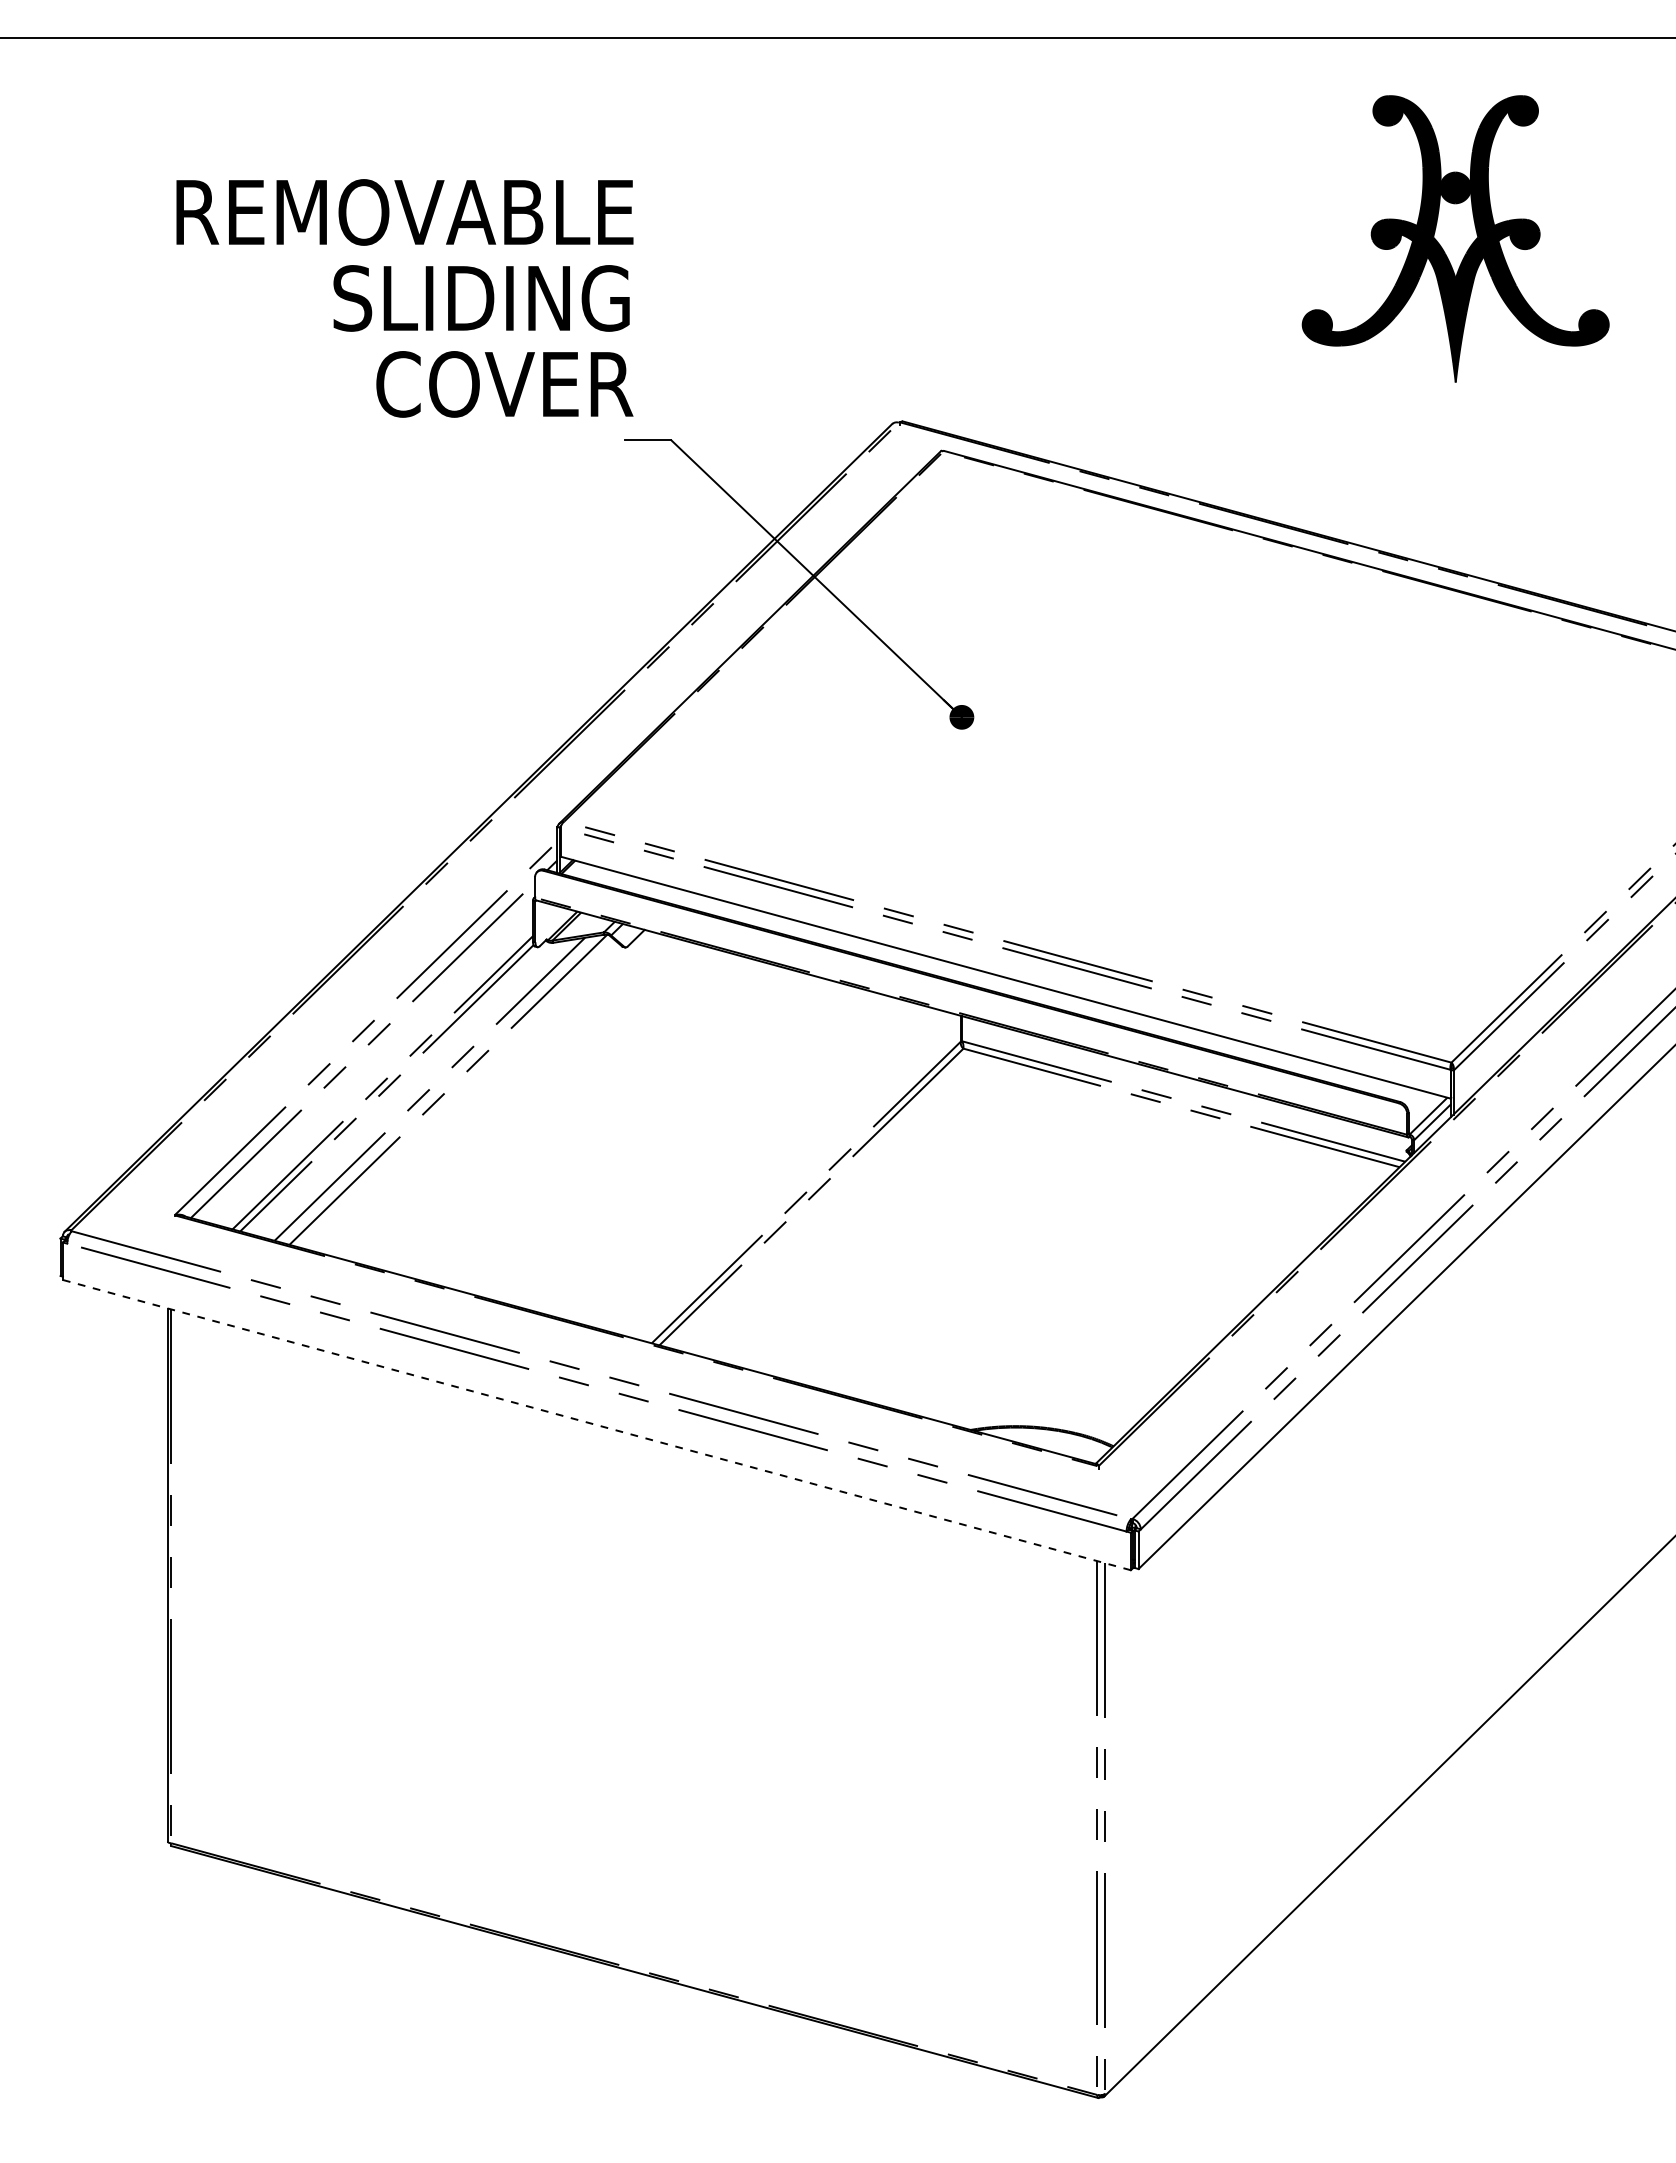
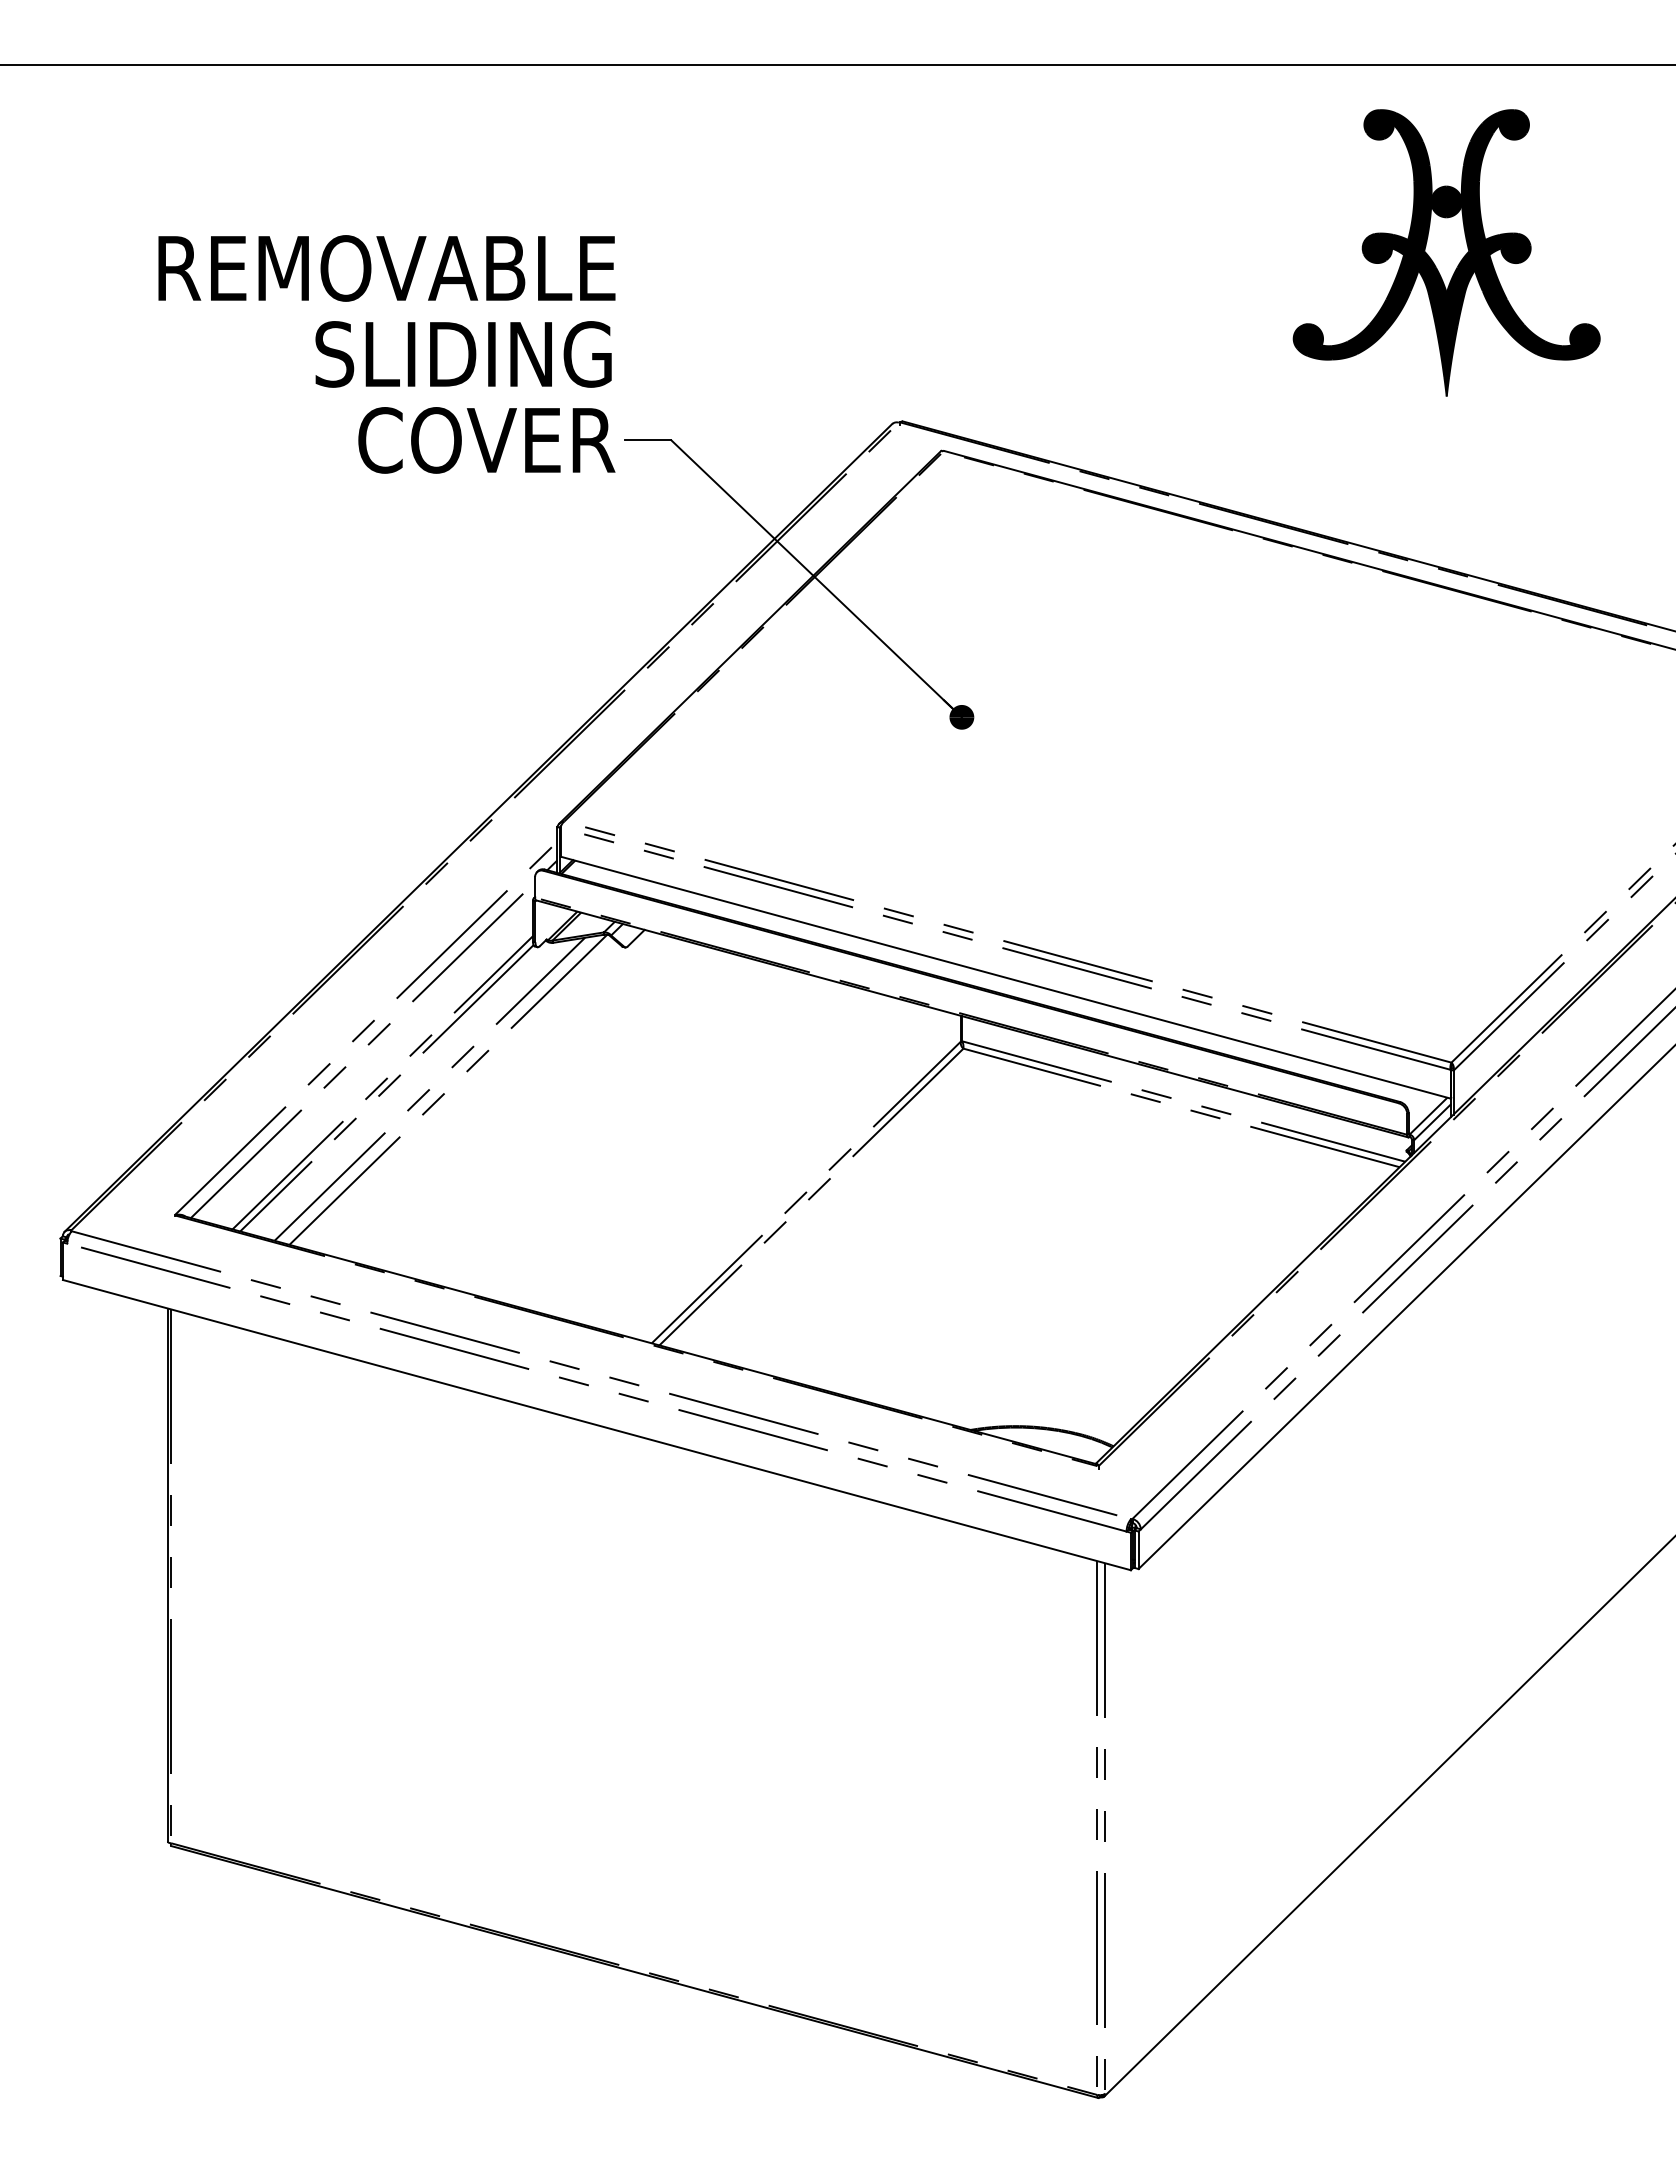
line position: (837, 37) -> (837, 64) (837, 64)
part position: (1455, 238) -> (1446, 252) (1446, 252)
text position: (404, 298) -> (386, 354) (386, 354)
line: dashed -> solid (596, 1424)
